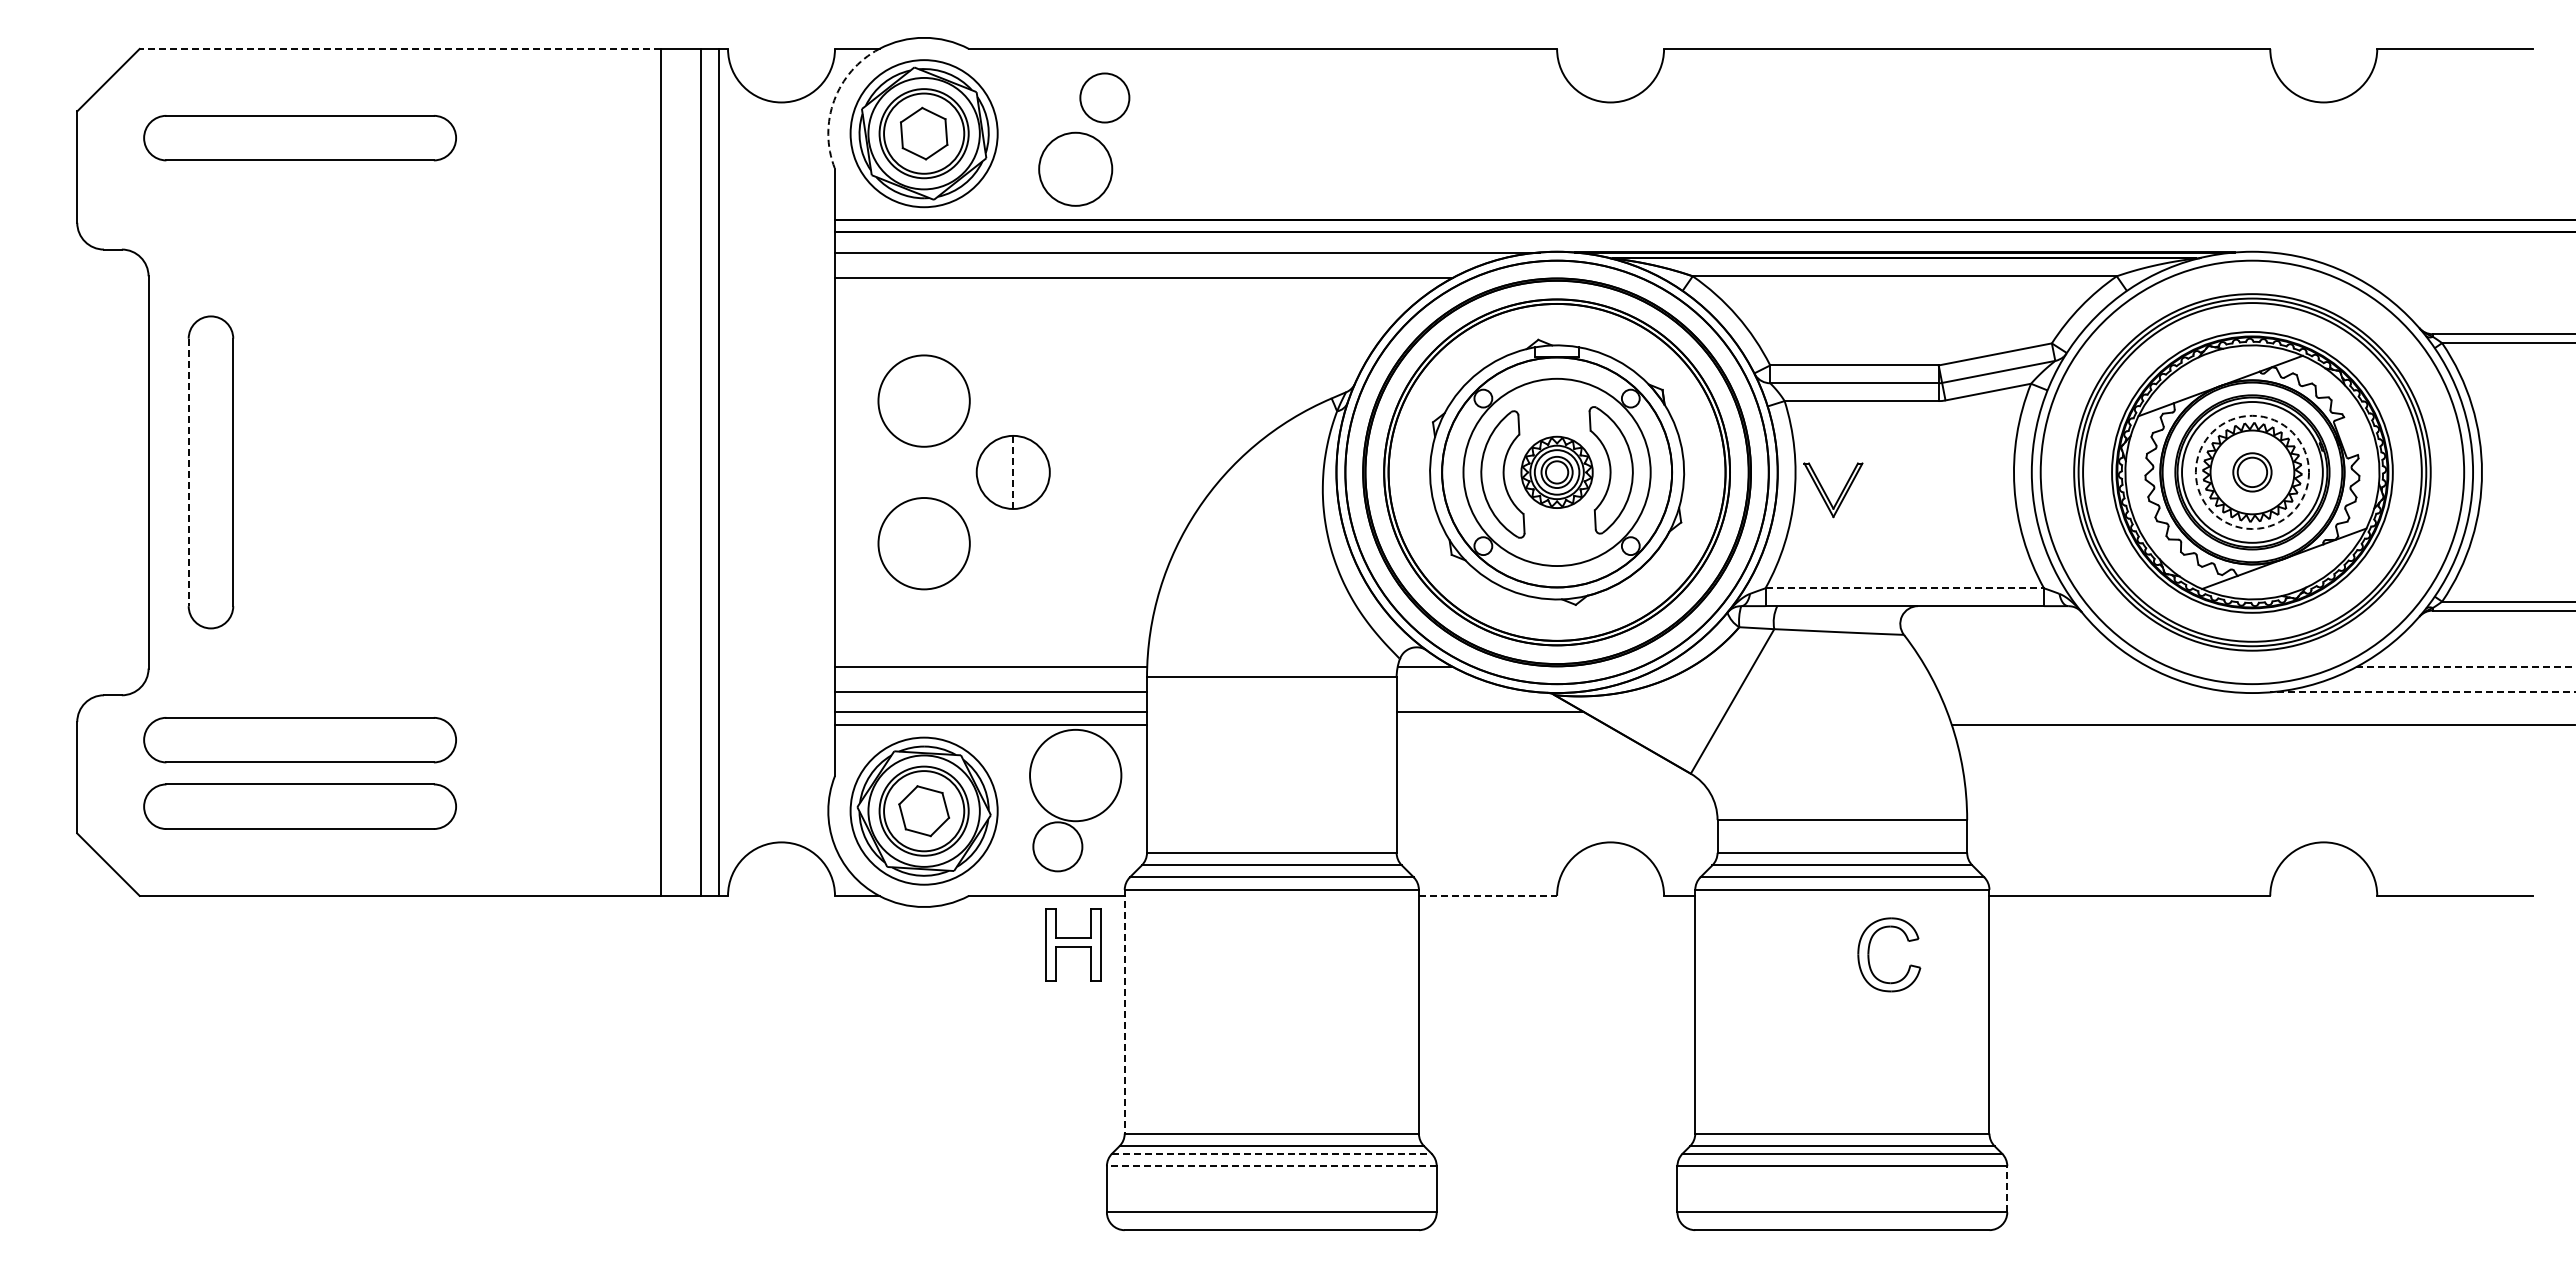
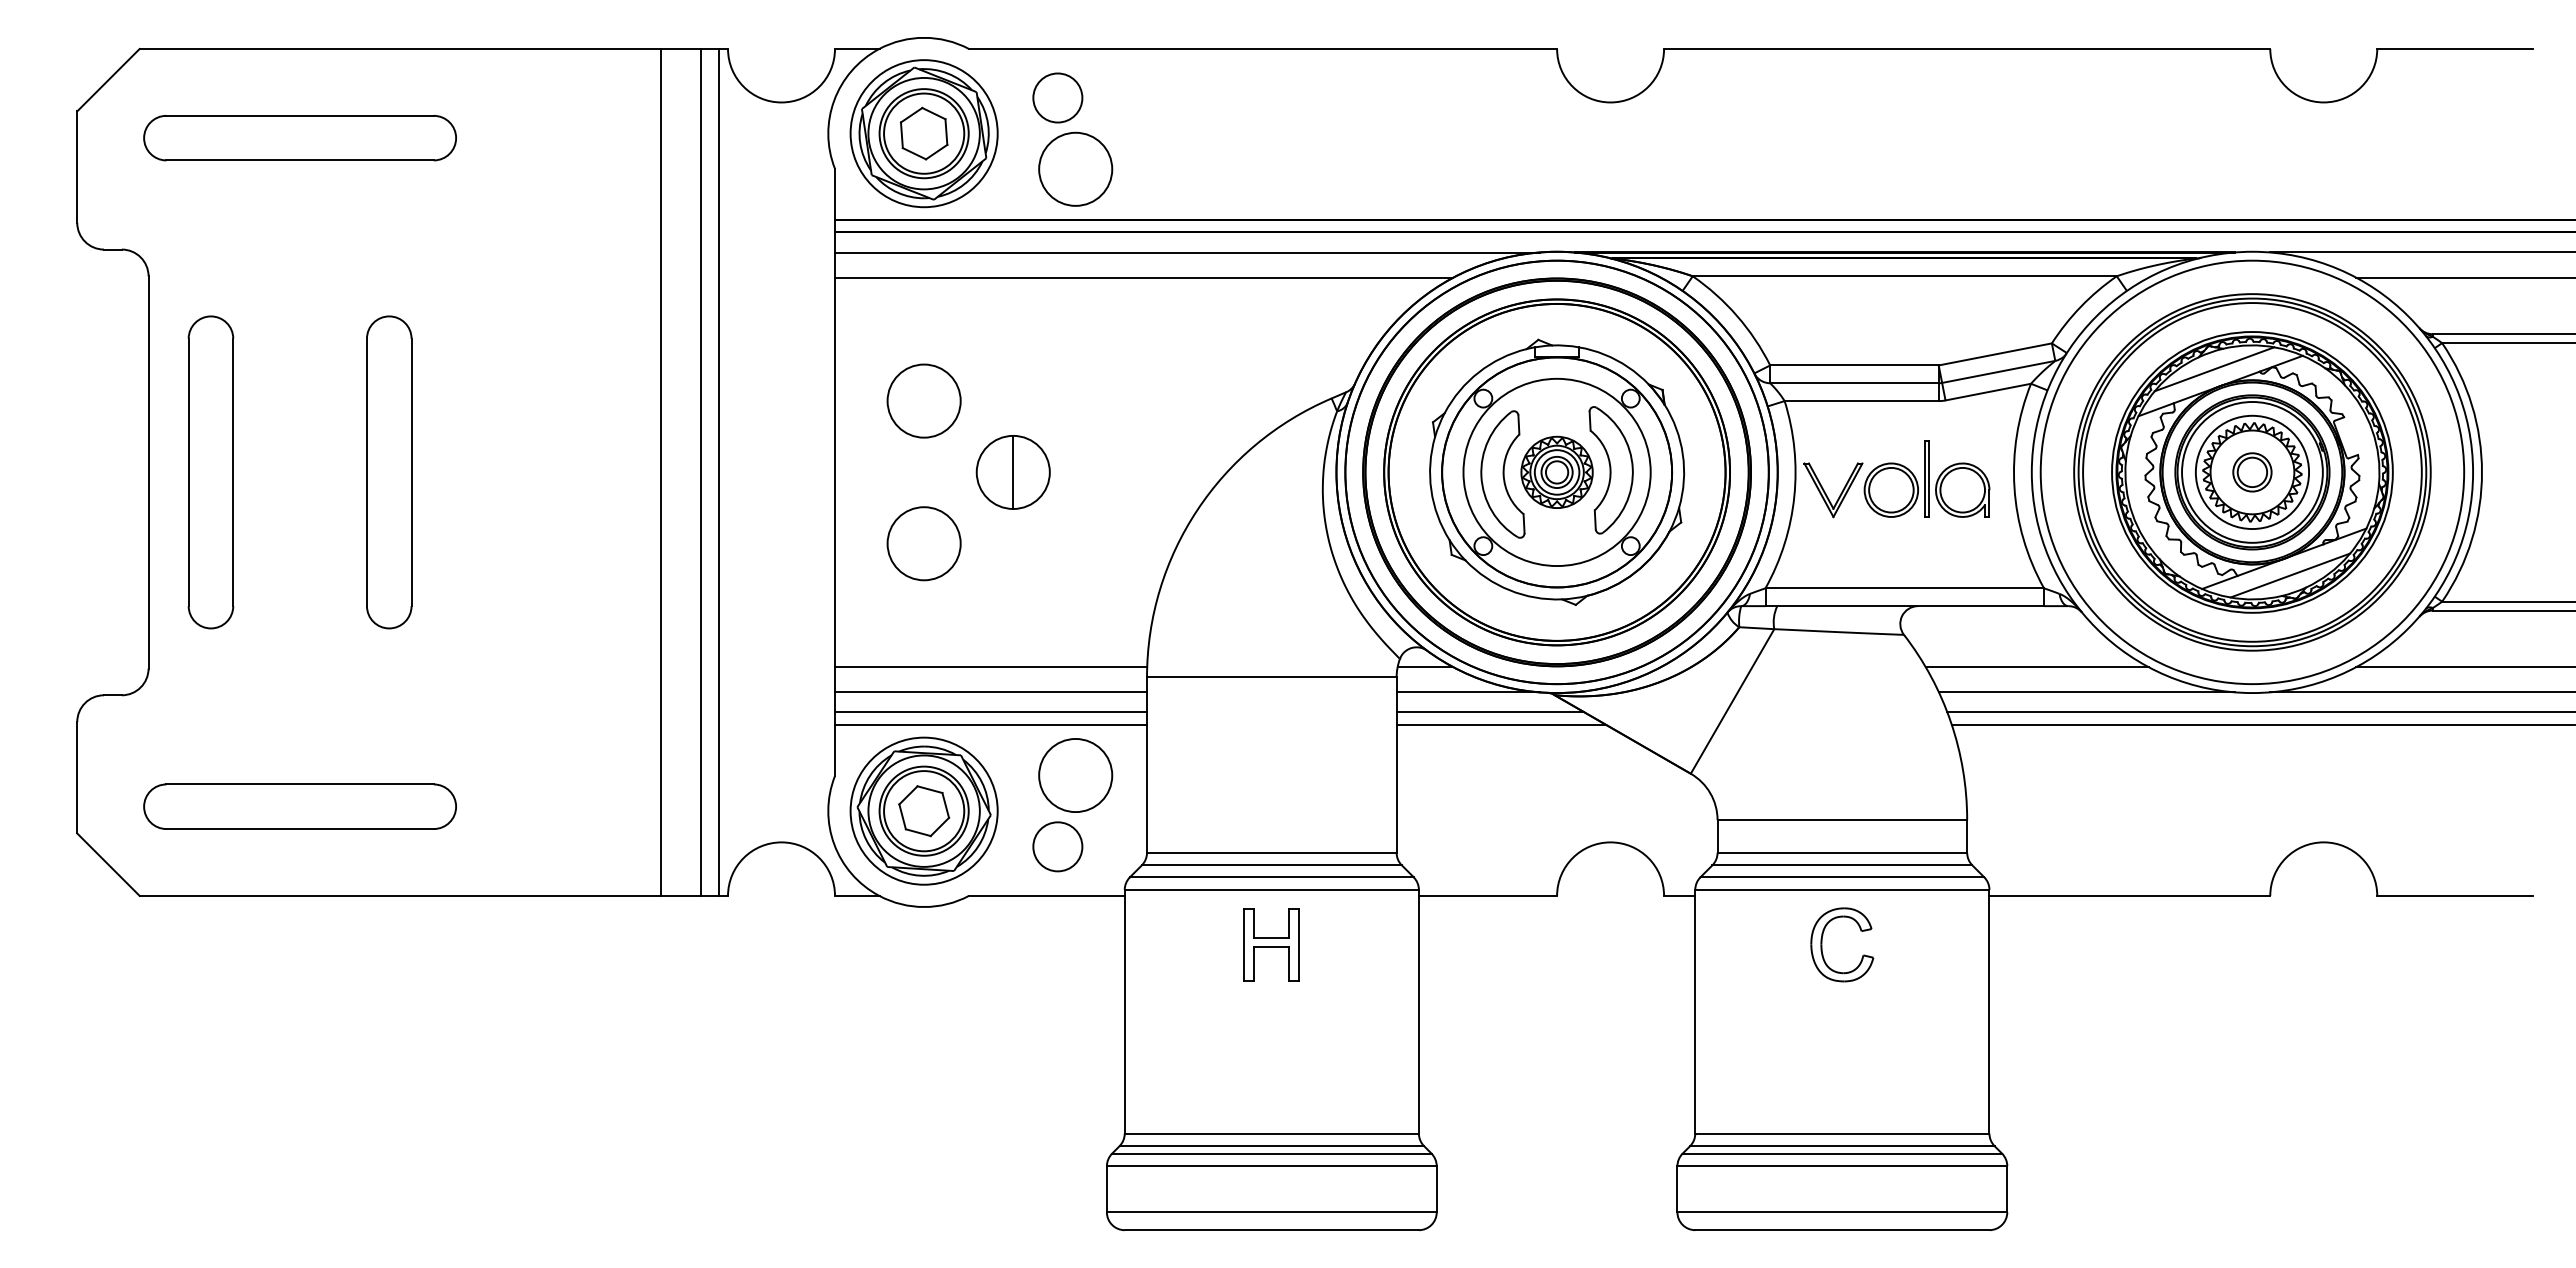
line: dashed -> solid (400, 48)
circle position: (1104, 97) -> (1057, 97) (1057, 97)
arc: dashed -> solid (834, 100)
line: none -> present (2421, 252)
line: none -> present (2464, 277)
line: none -> present (2214, 369)
circle diameter: 91 px -> 73 px (923, 400)
line: dashed -> solid (188, 472)
part: none -> present (389, 472)
line: dashed -> solid (1013, 472)
circle: dashed -> solid (2252, 472)
part: none -> present (1926, 478)
circle size: 94x94 px -> 76x76 px (923, 543)
line: none -> present (2290, 575)
line: dashed -> solid (1905, 588)
line: none -> present (2036, 667)
line: dashed -> solid (2466, 667)
line: none -> present (1467, 692)
line: none -> present (2086, 692)
line: dashed -> solid (2422, 692)
line: none -> present (2259, 712)
line: none -> present (1501, 724)
part: present -> none (299, 740)
circle diameter: 91 px -> 73 px (1075, 775)
line: dashed -> solid (1488, 895)
part position: (1073, 944) -> (1271, 944) (1271, 944)
part position: (1869, 954) -> (1822, 944) (1822, 944)
line: dashed -> solid (1124, 1011)
line: dashed -> solid (1271, 1153)
line: dashed -> solid (1271, 1166)
line: dashed -> solid (2007, 1188)
